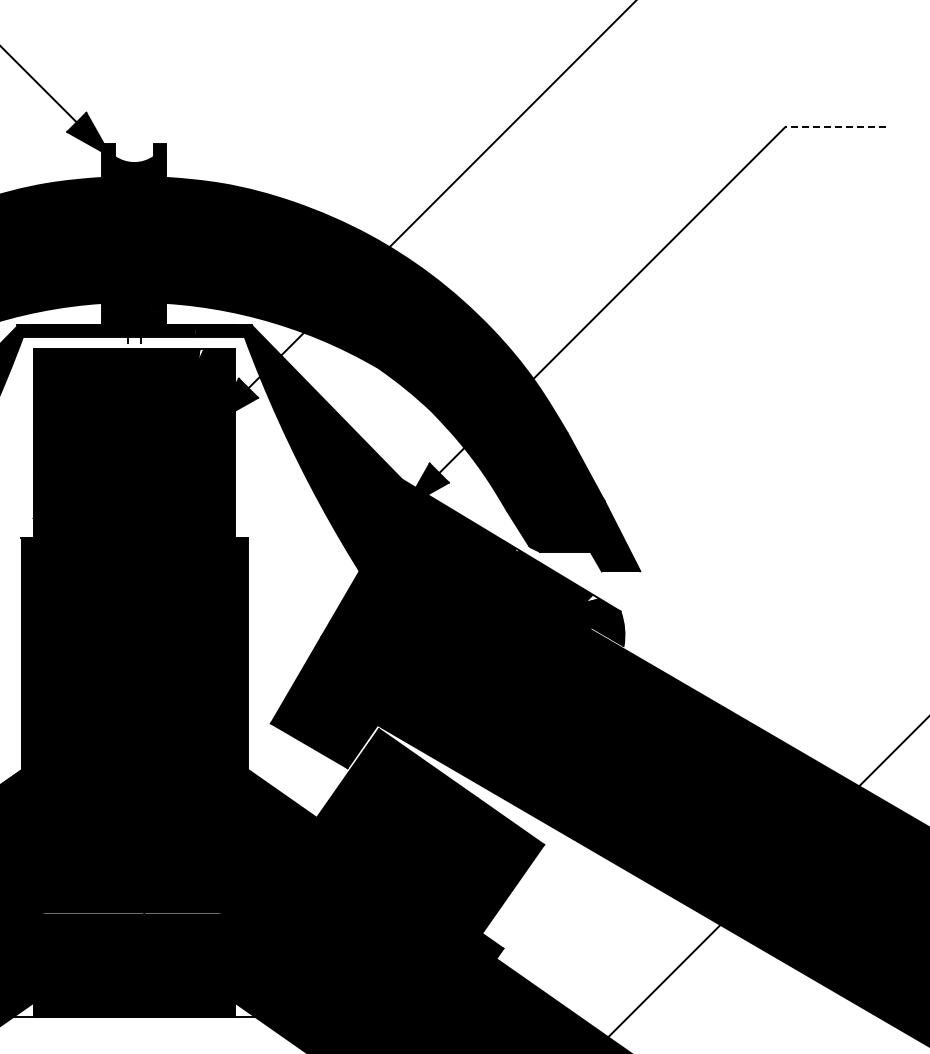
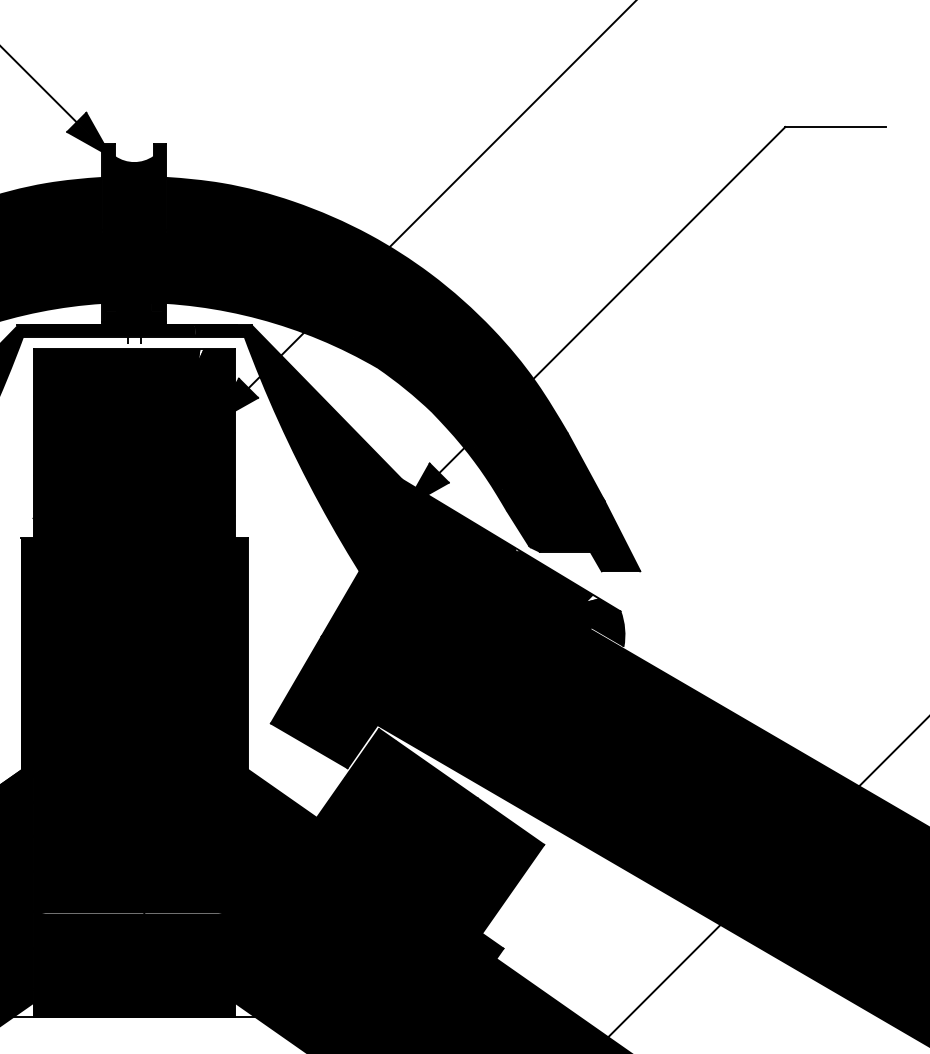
line: dashed -> solid (835, 127)
